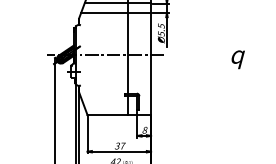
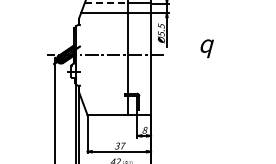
line: solid -> dashed (106, 2)
text position: (237, 59) -> (206, 48) (206, 48)
